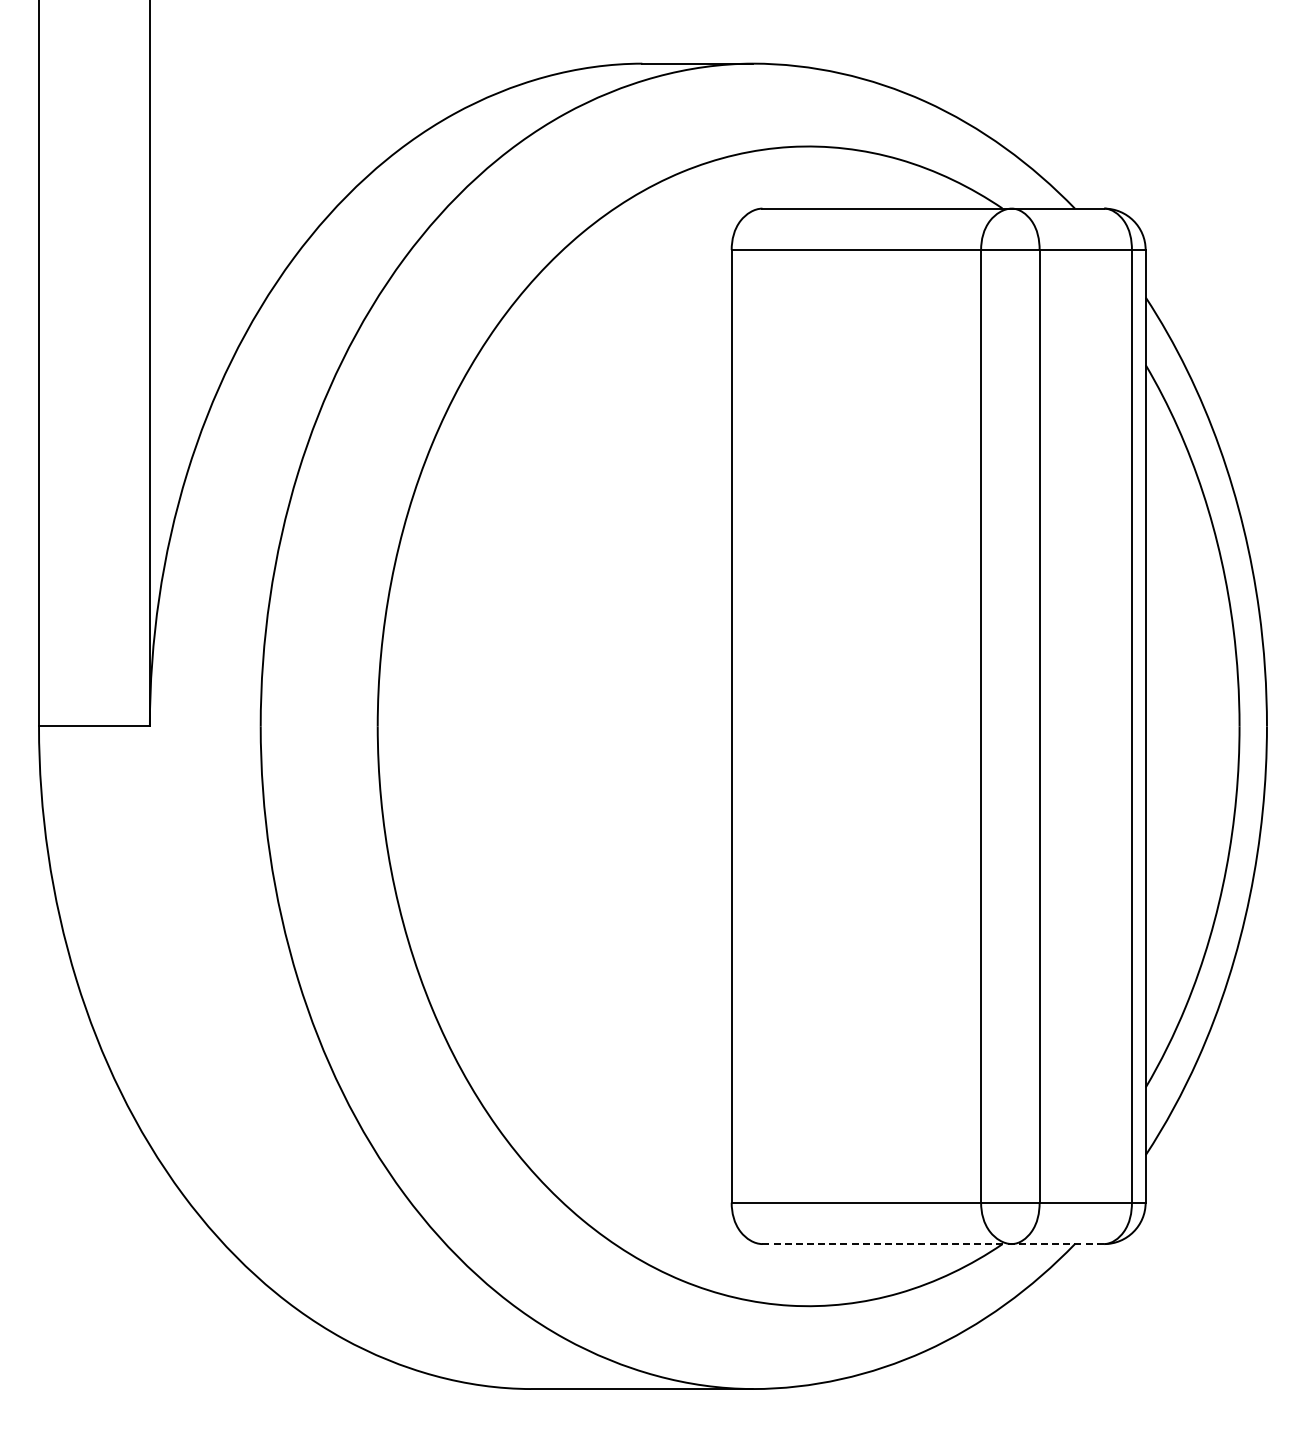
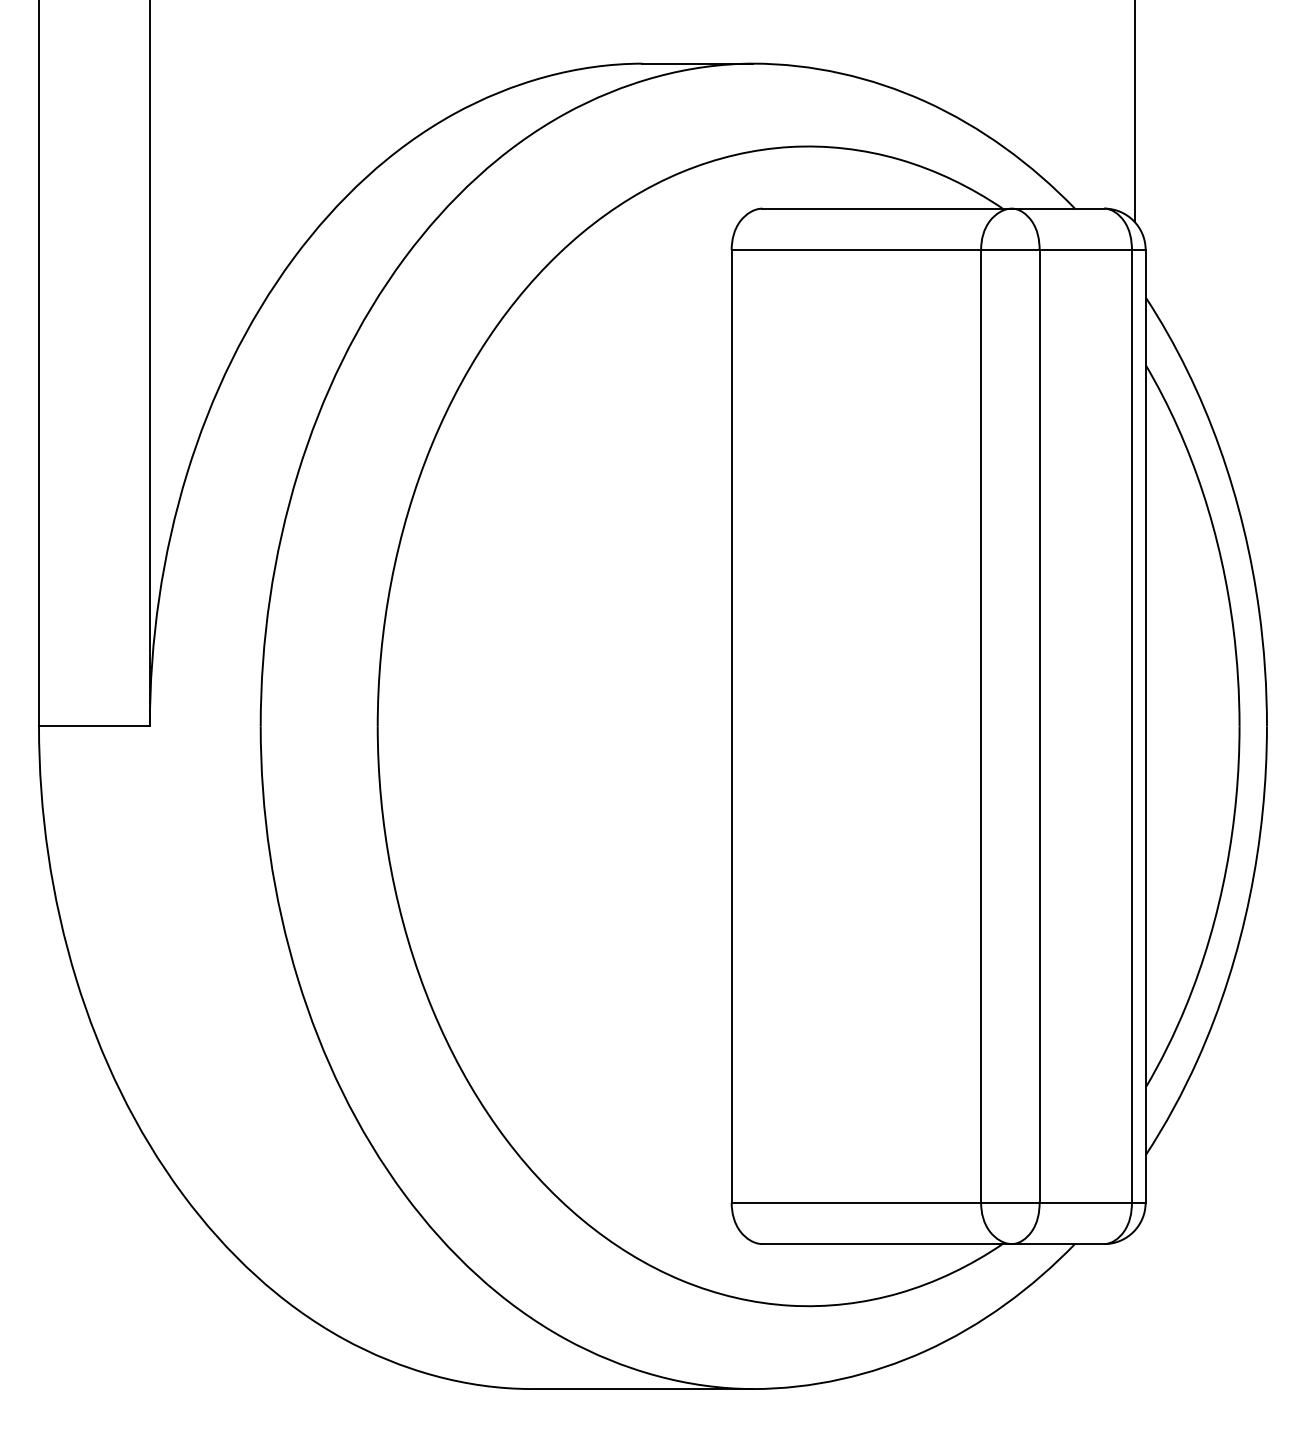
line: none -> present (1134, 112)
line: dashed -> solid (933, 1244)
